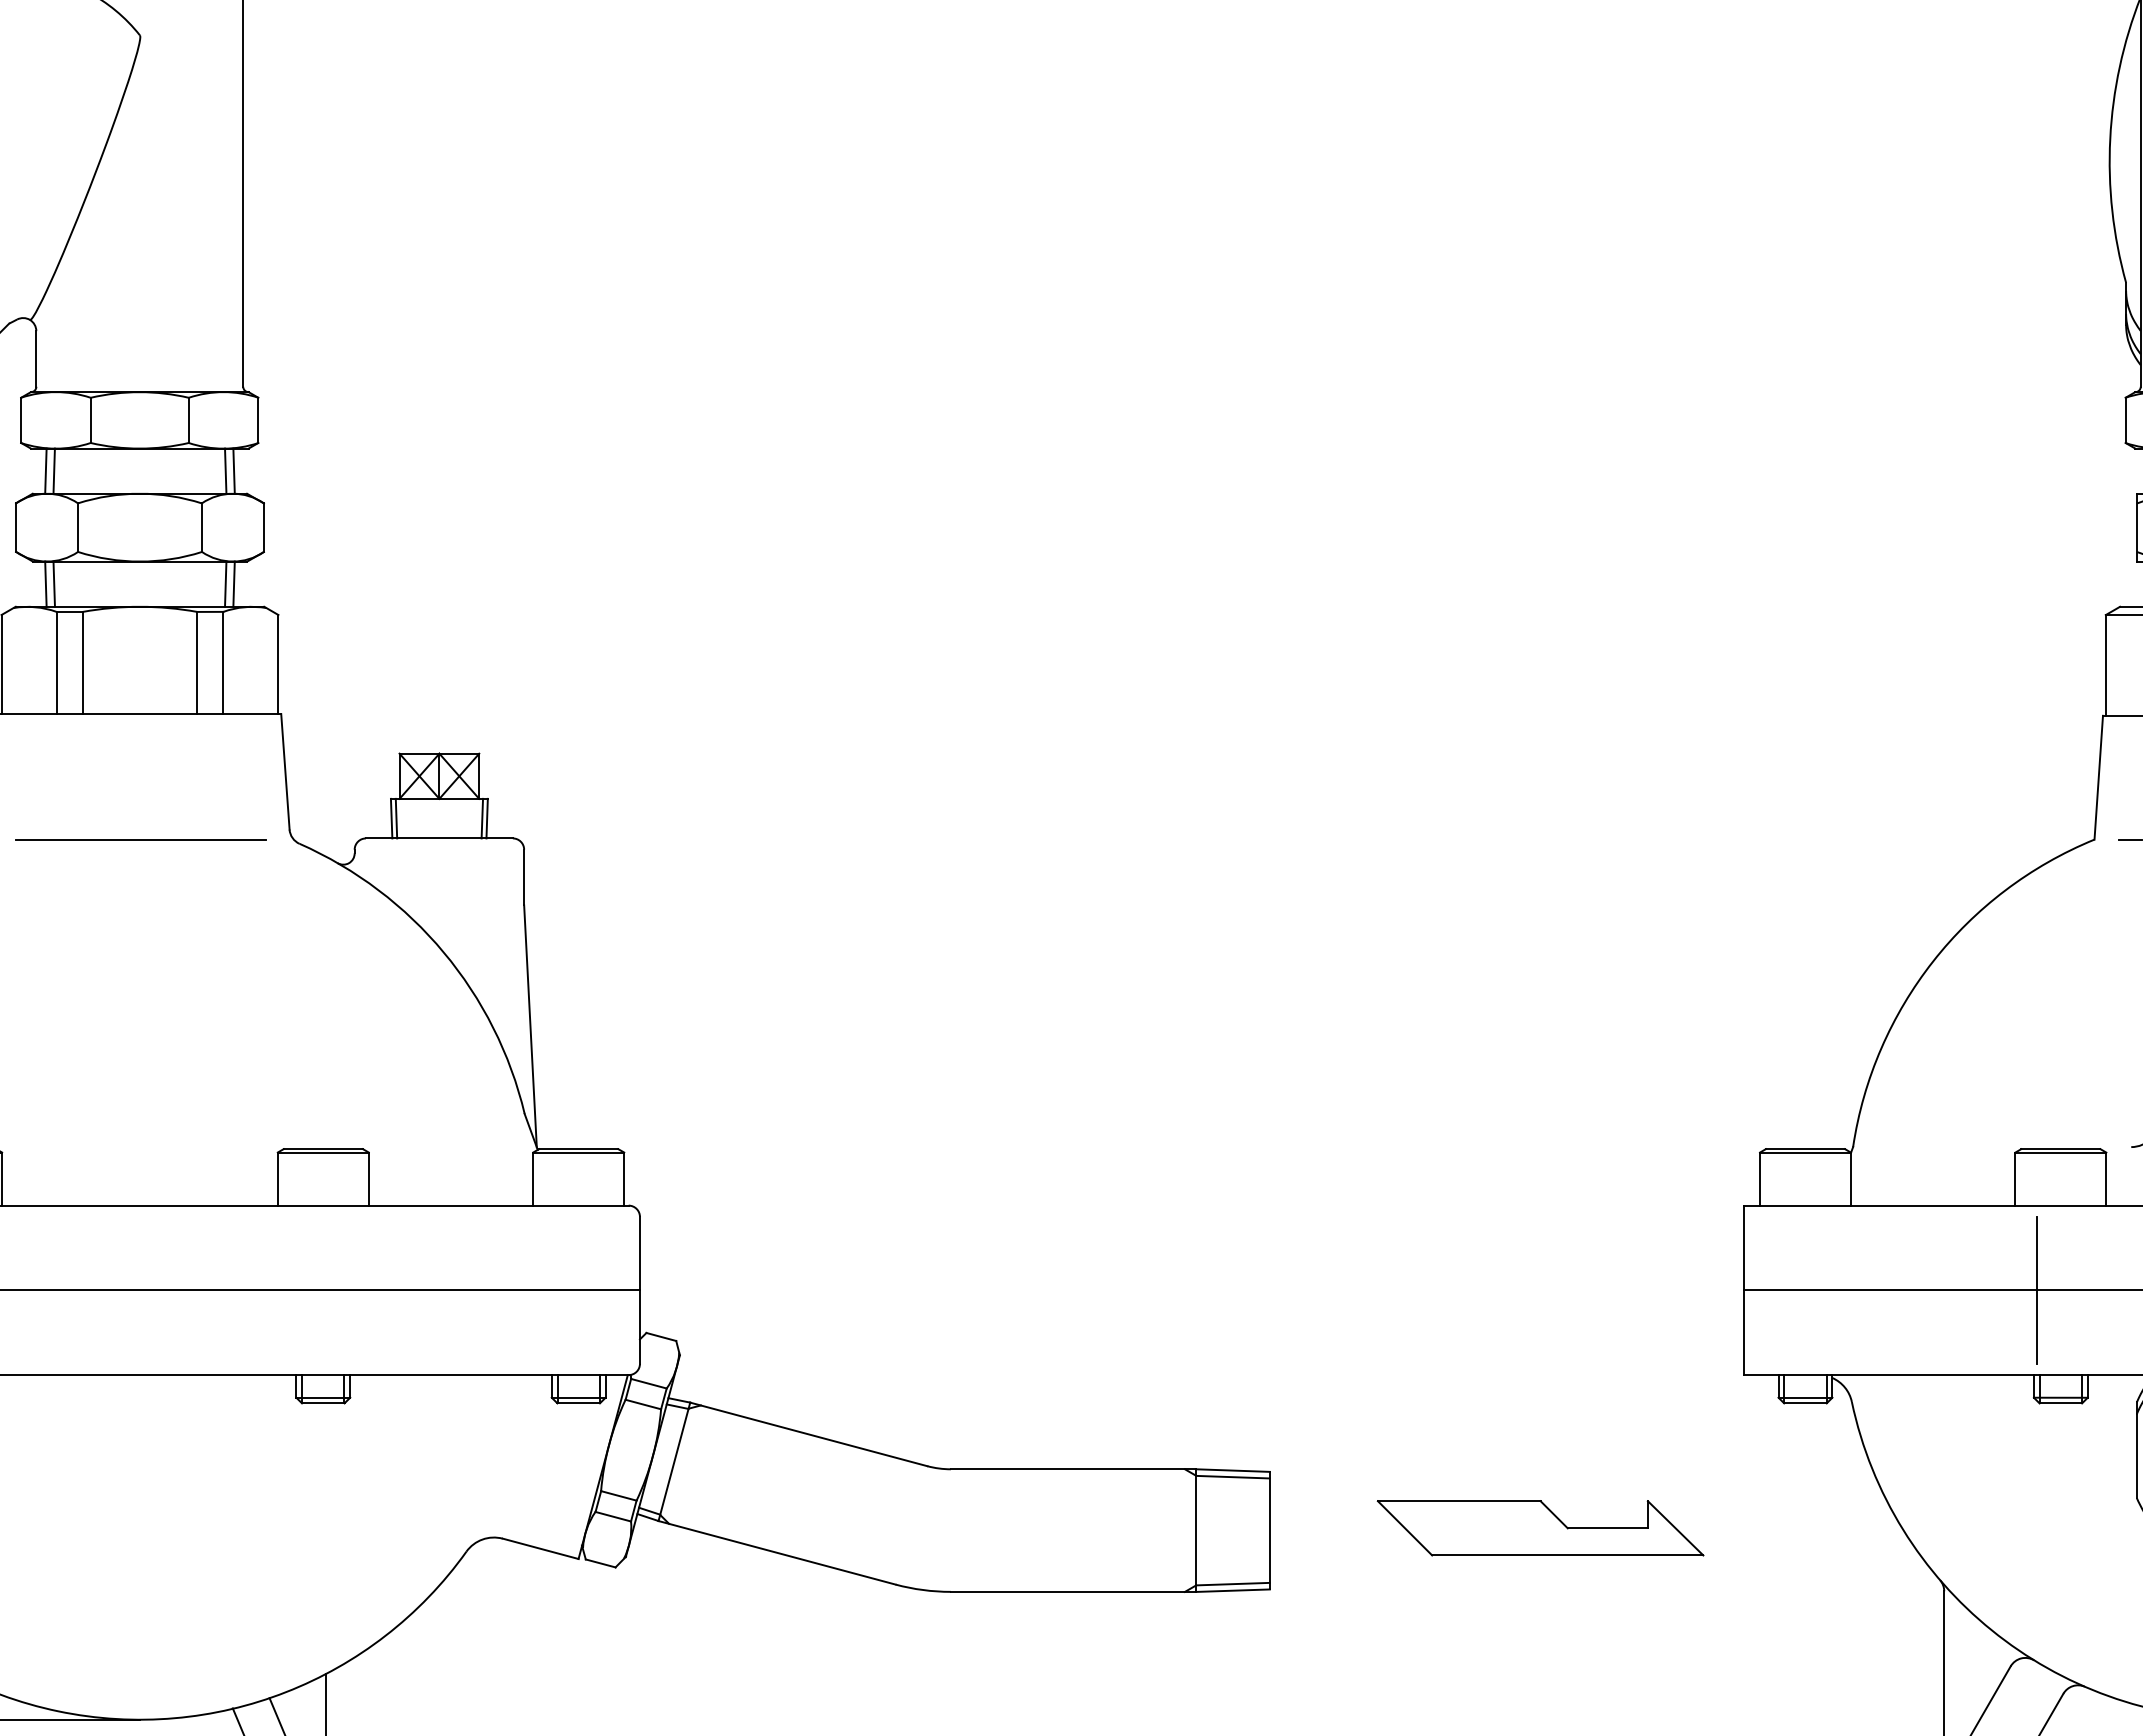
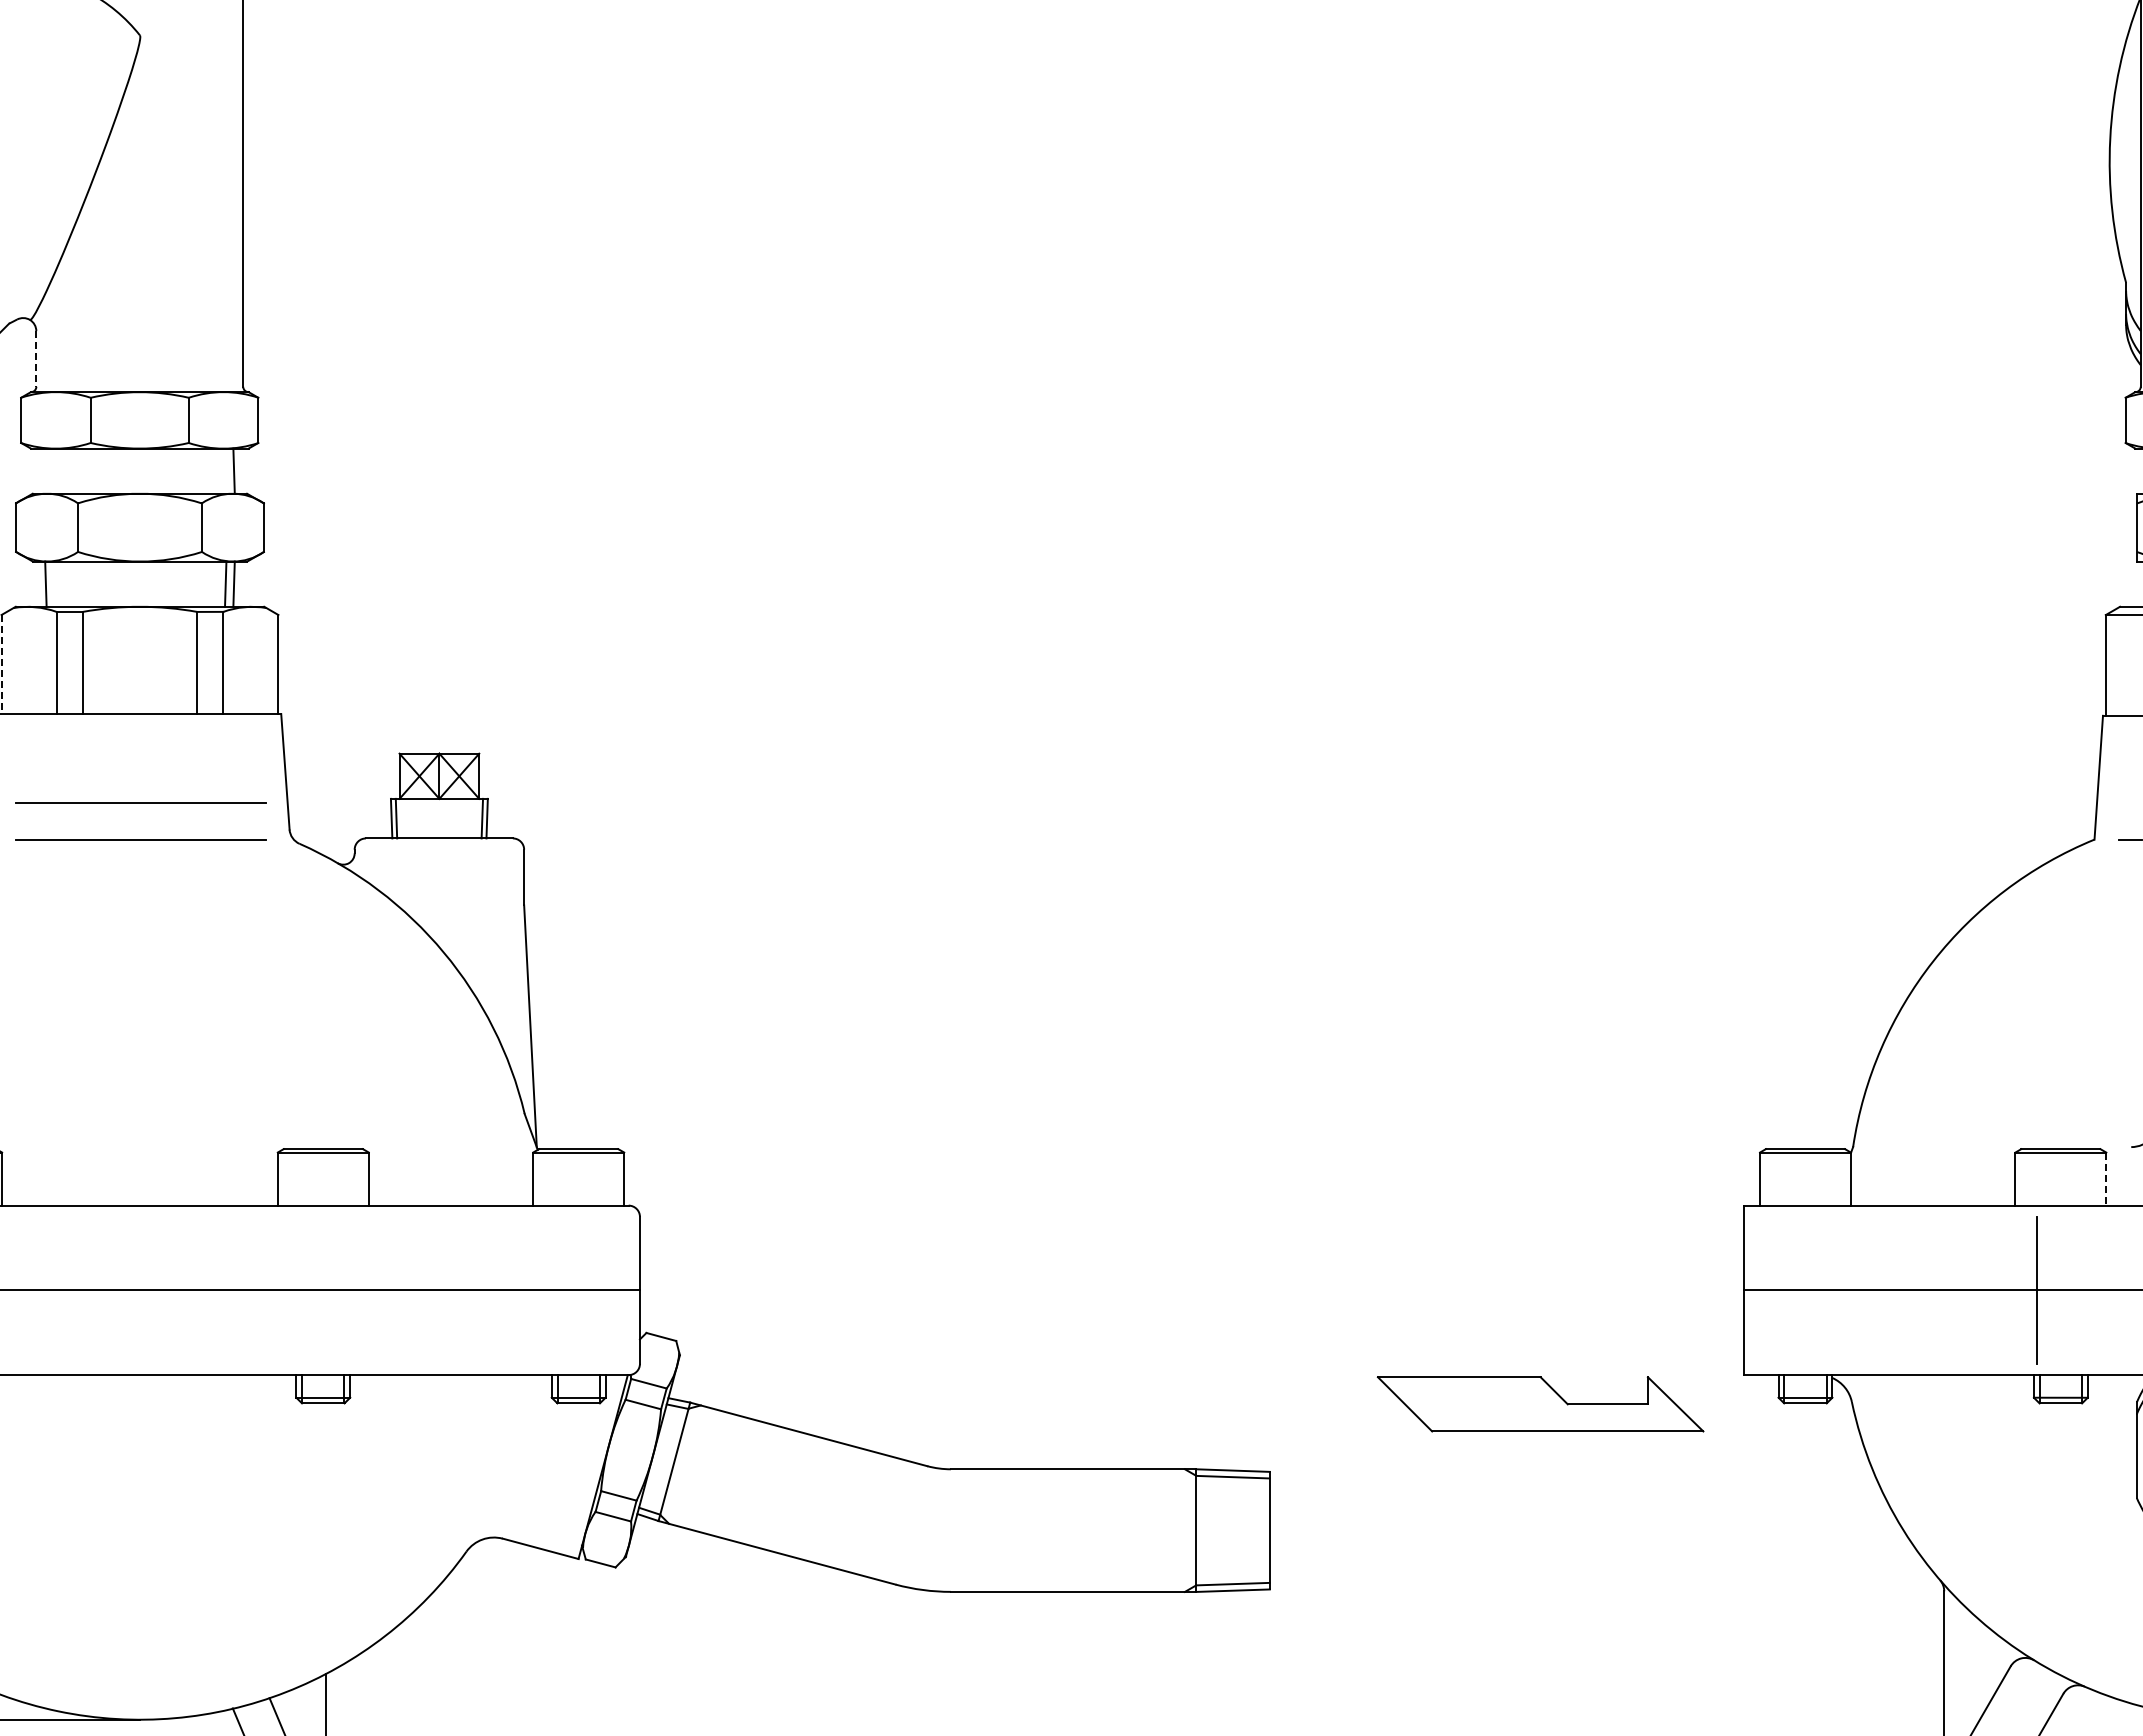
line: solid -> dashed (36, 358)
line: present -> none (45, 470)
line: present -> none (53, 470)
line: present -> none (225, 470)
line: present -> none (53, 583)
line: solid -> dashed (1, 664)
line: none -> present (140, 802)
line: solid -> dashed (2106, 1179)
part position: (1540, 1528) -> (1540, 1404) (1540, 1404)
